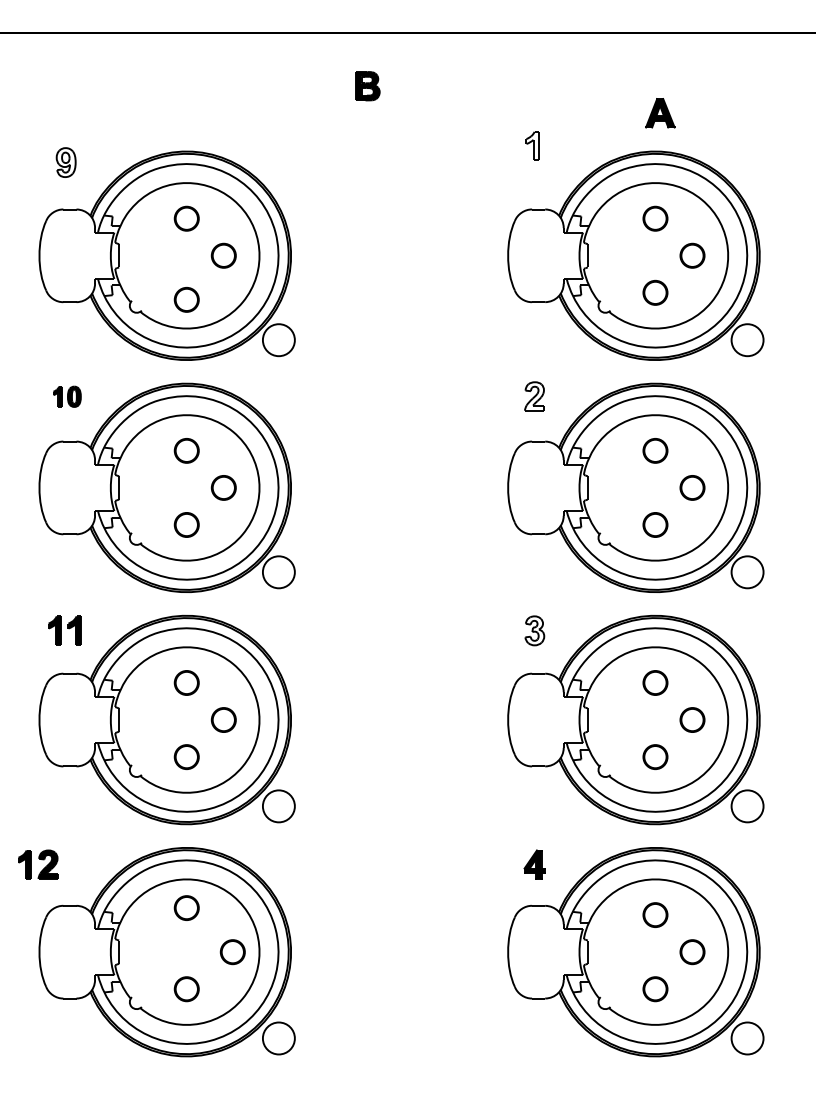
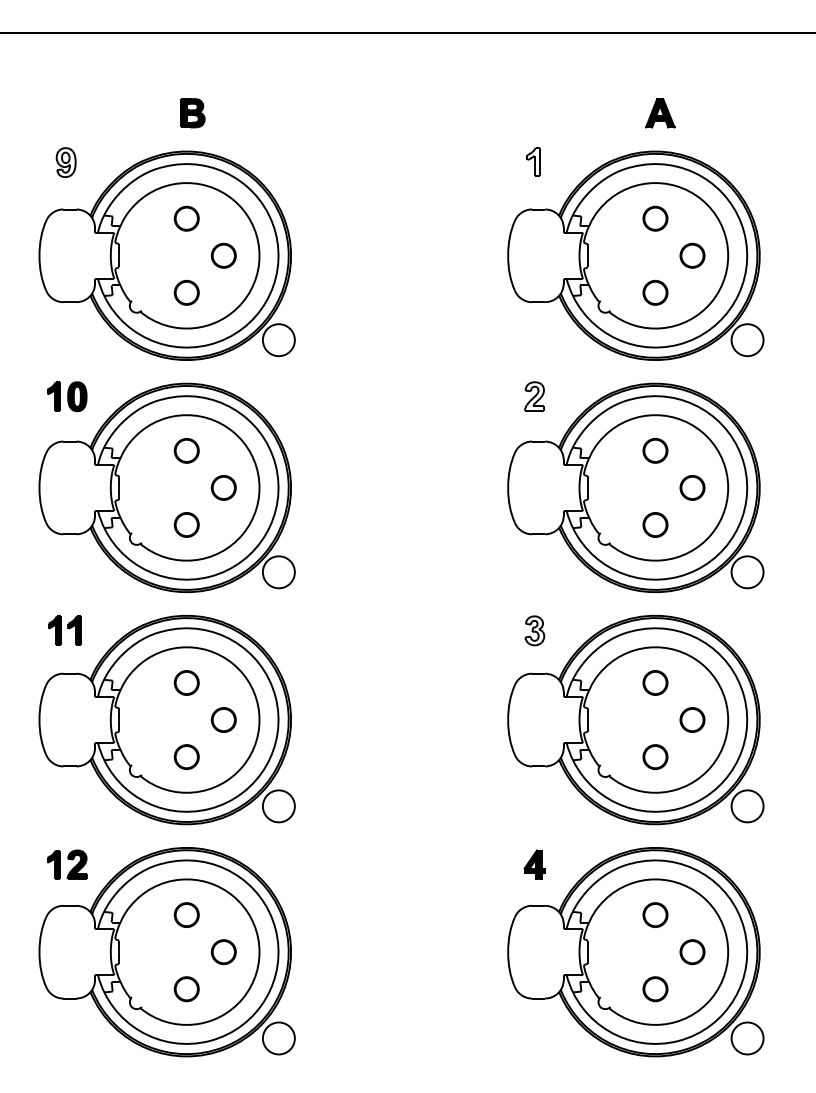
part position: (367, 86) -> (192, 113) (192, 113)
part position: (532, 145) -> (533, 161) (533, 161)
part position: (186, 299) -> (186, 292) (186, 292)
part size: 29x23 px -> 41x32 px (67, 396)
part position: (38, 864) -> (67, 864) (67, 864)
part position: (186, 907) -> (186, 914) (186, 914)
part position: (232, 952) -> (223, 952) (223, 952)
